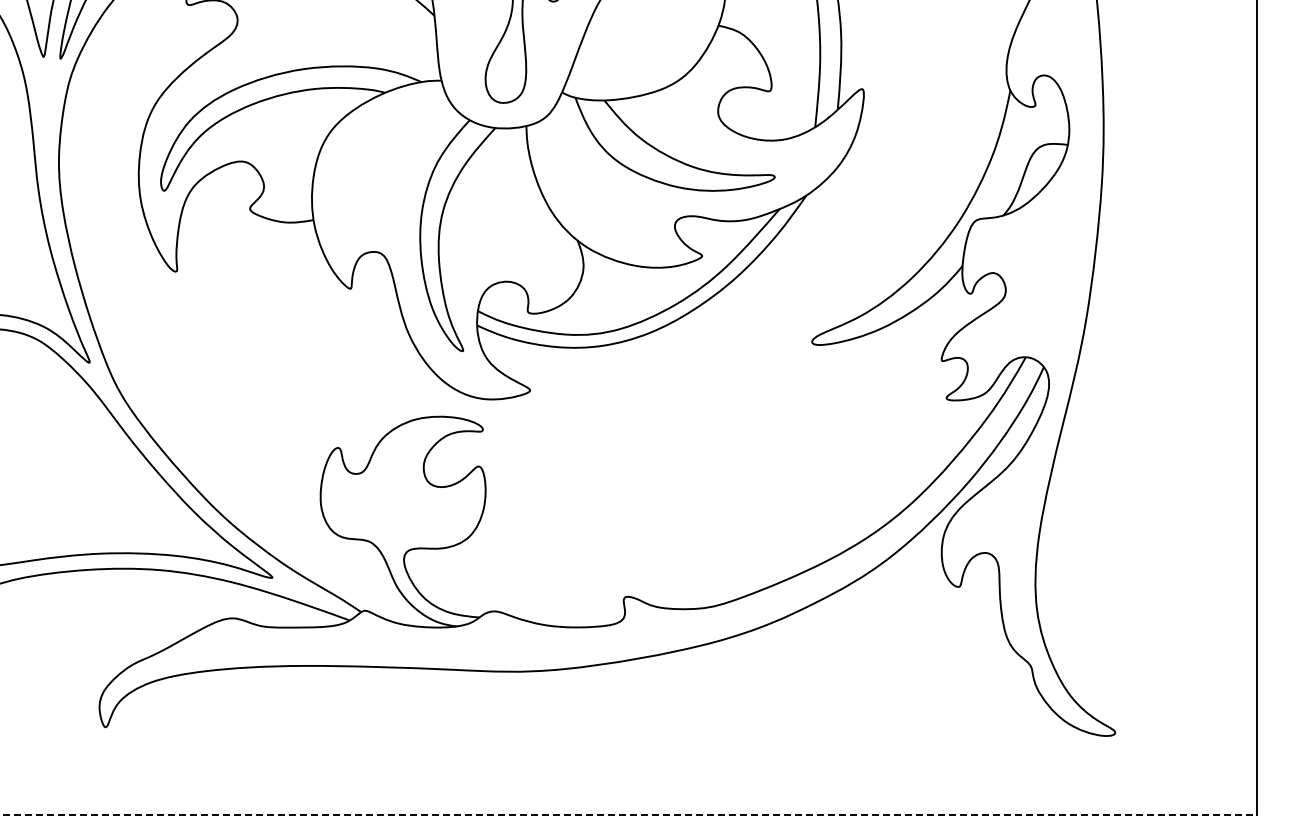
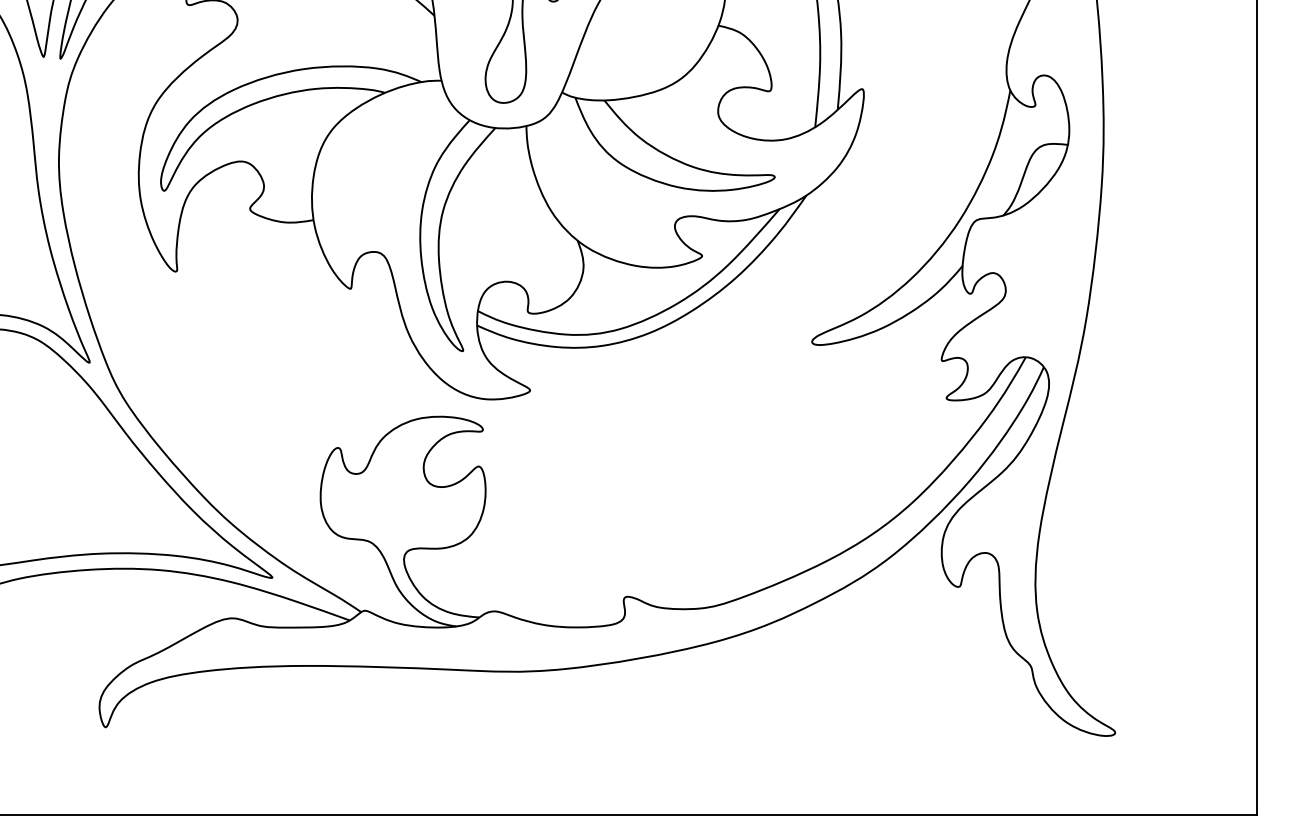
line: dashed -> solid (629, 814)
